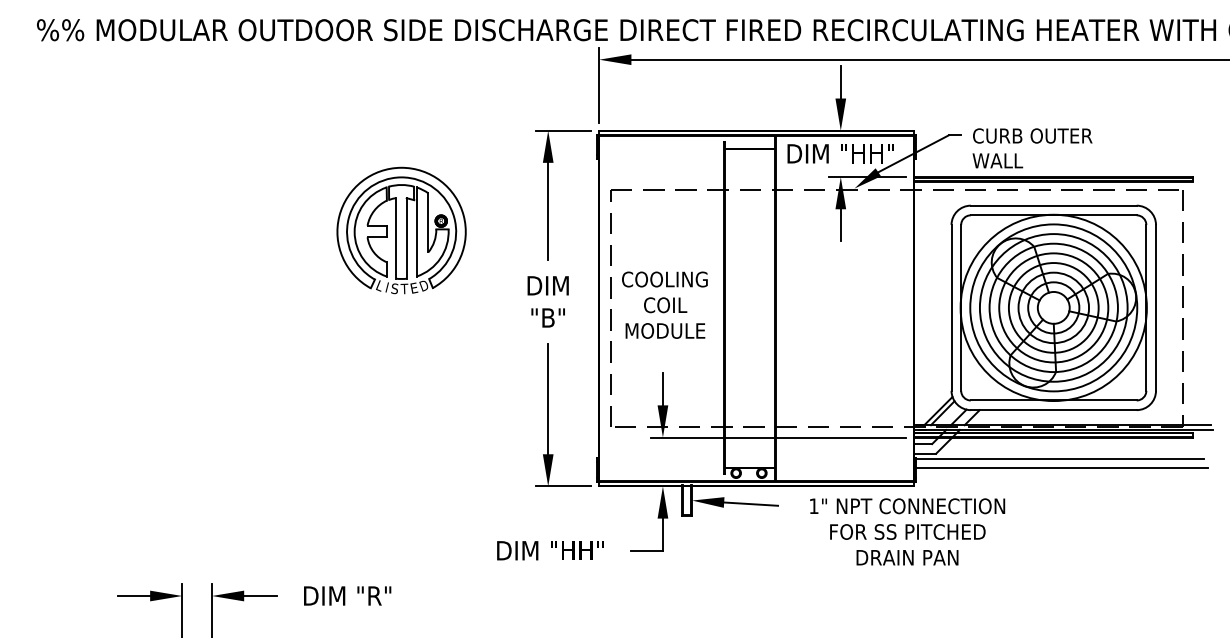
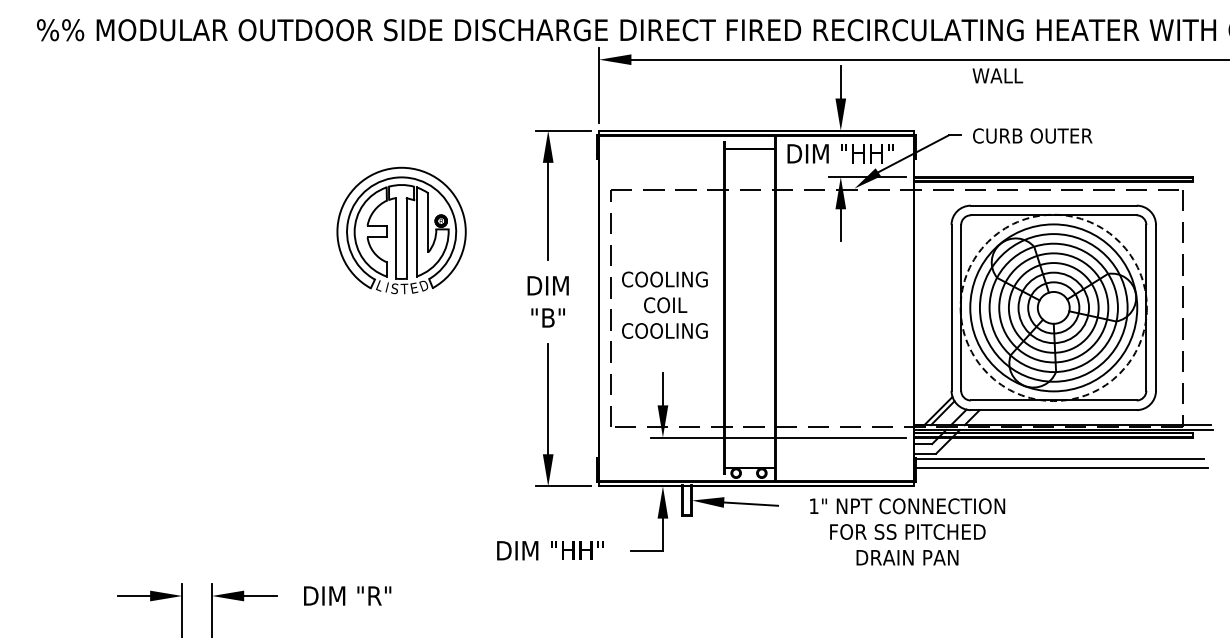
text position: (997, 160) -> (997, 75) (997, 75)
circle: solid -> dashed (1053, 307)
text: MODULE -> COOLING (664, 330)
